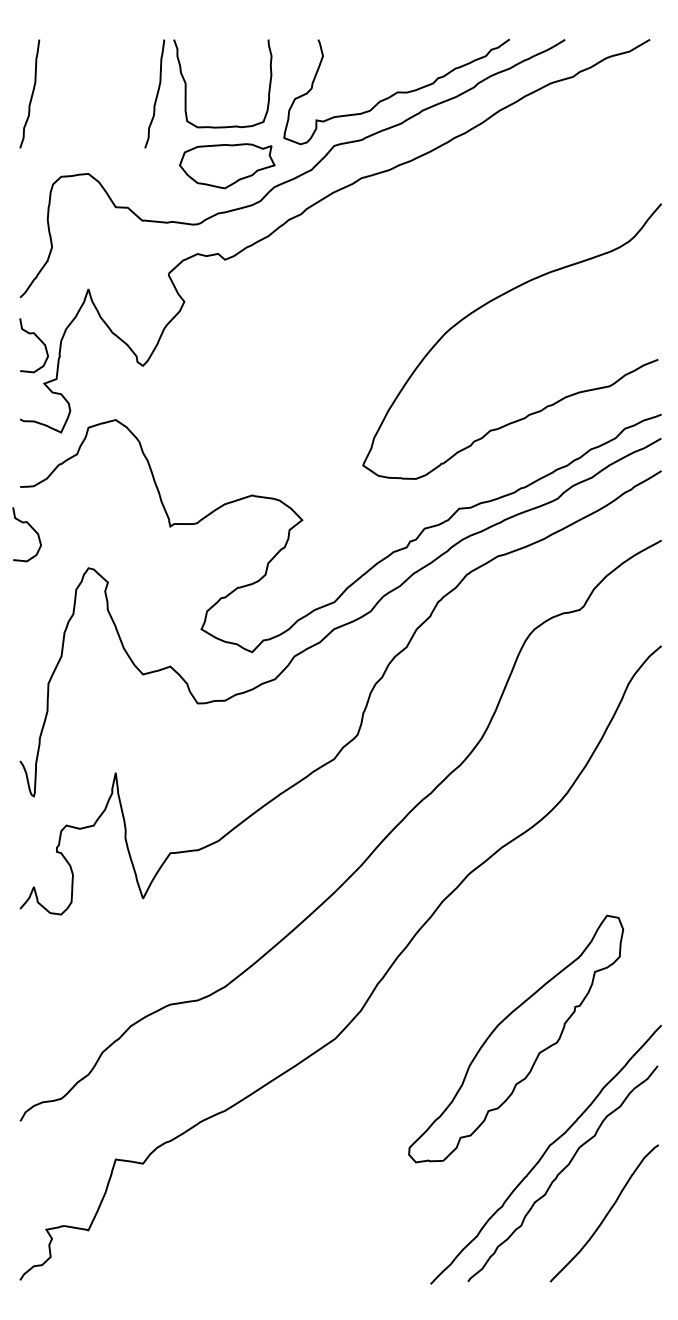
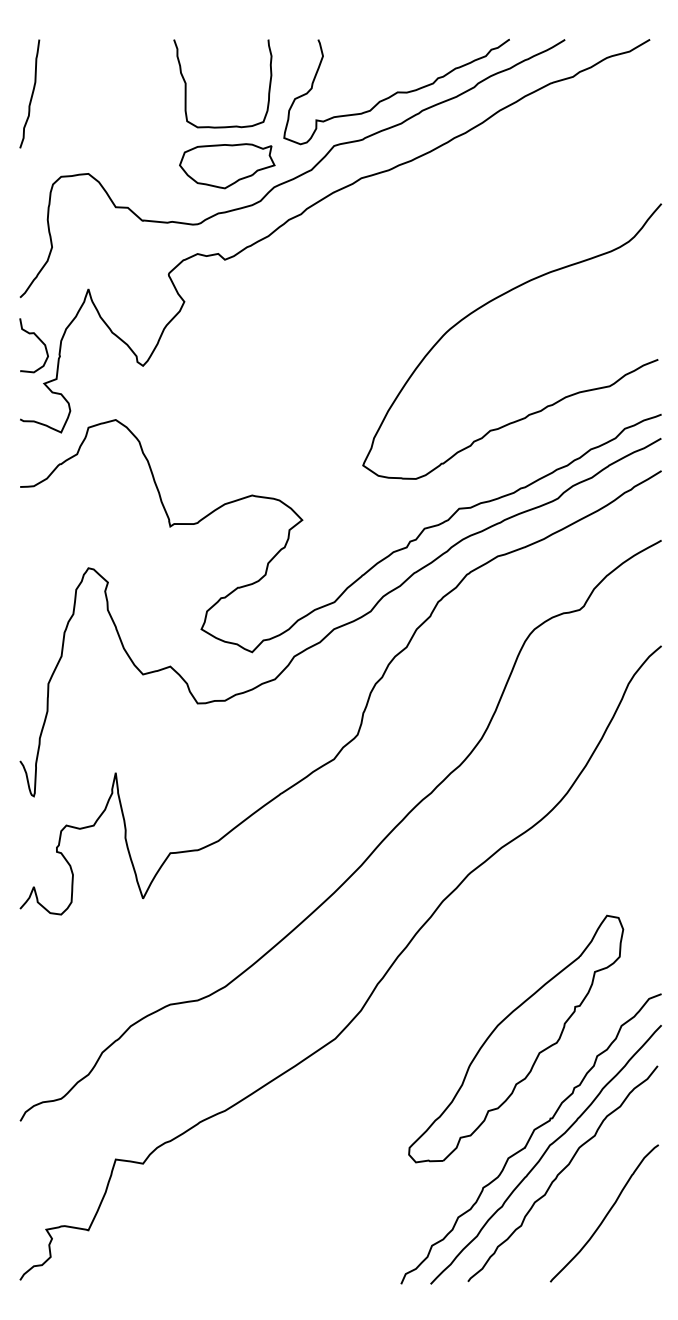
curve: present -> none (156, 93)
curve: present -> none (31, 528)
curve: none -> present (530, 1138)
